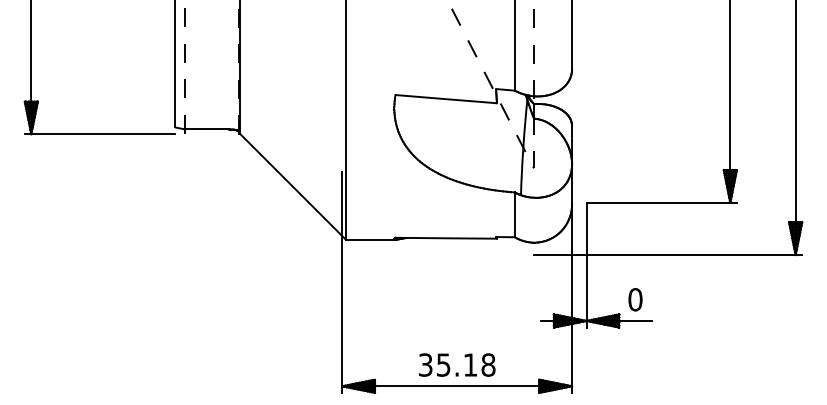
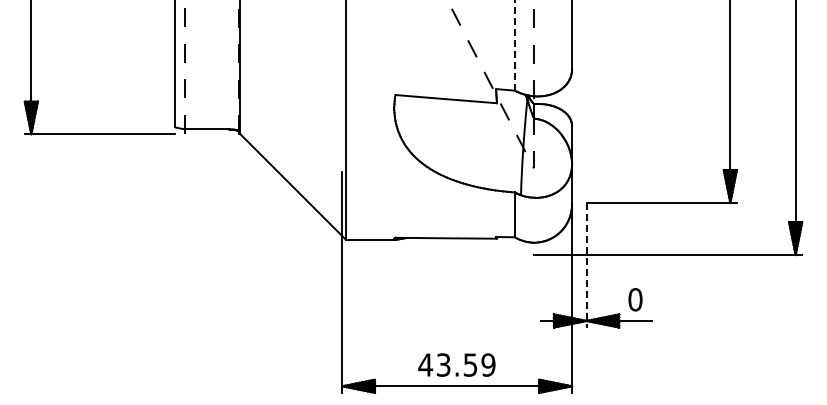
line: solid -> dashed (514, 44)
line: solid -> dashed (586, 265)
text: 35.18 -> 43.59 (456, 364)
